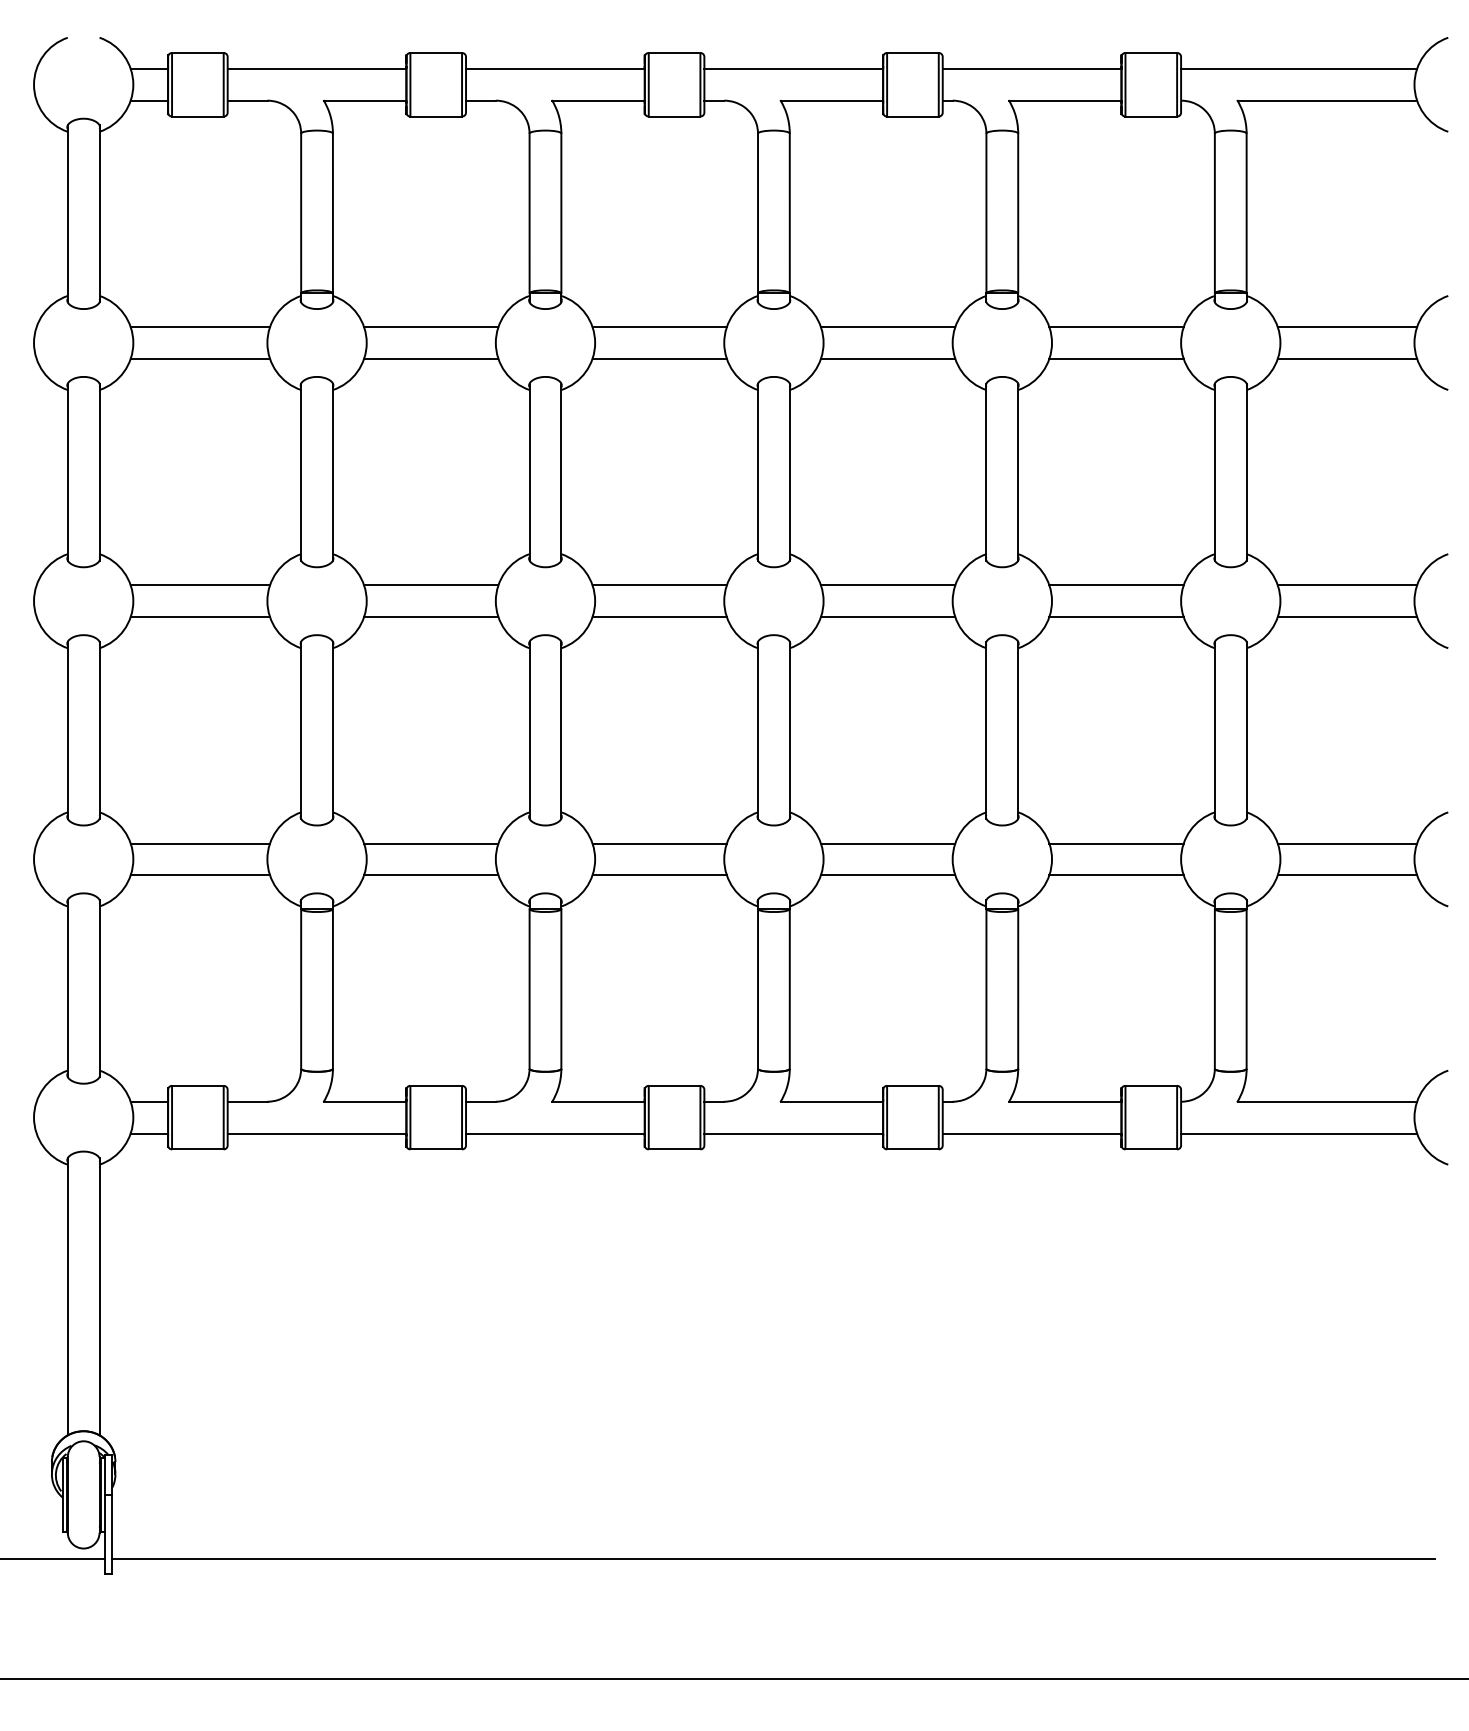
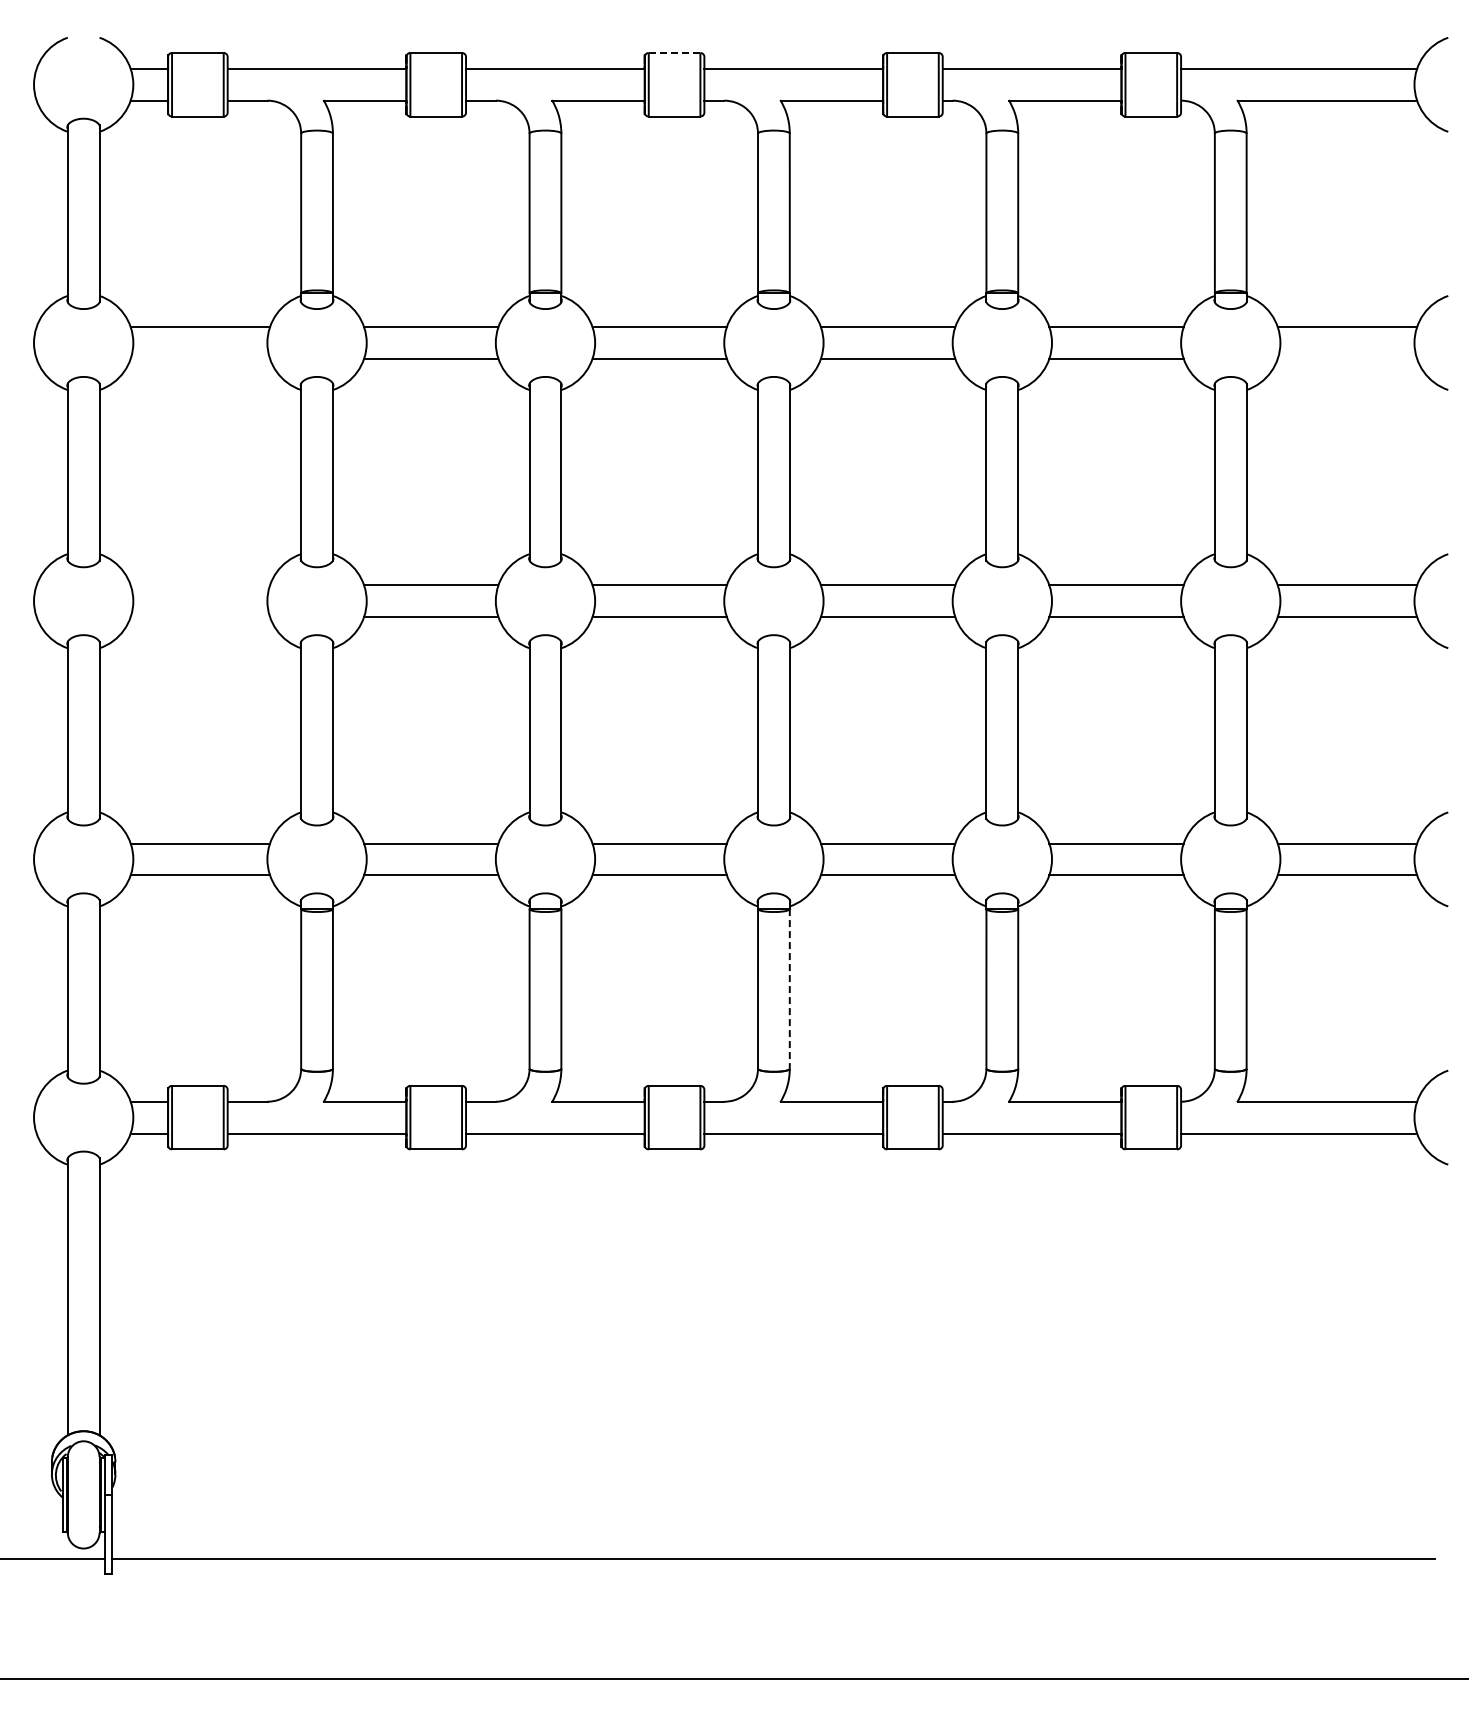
line: solid -> dashed (674, 53)
line: present -> none (200, 358)
line: present -> none (1347, 358)
line: present -> none (200, 585)
line: present -> none (200, 617)
line: solid -> dashed (789, 988)
